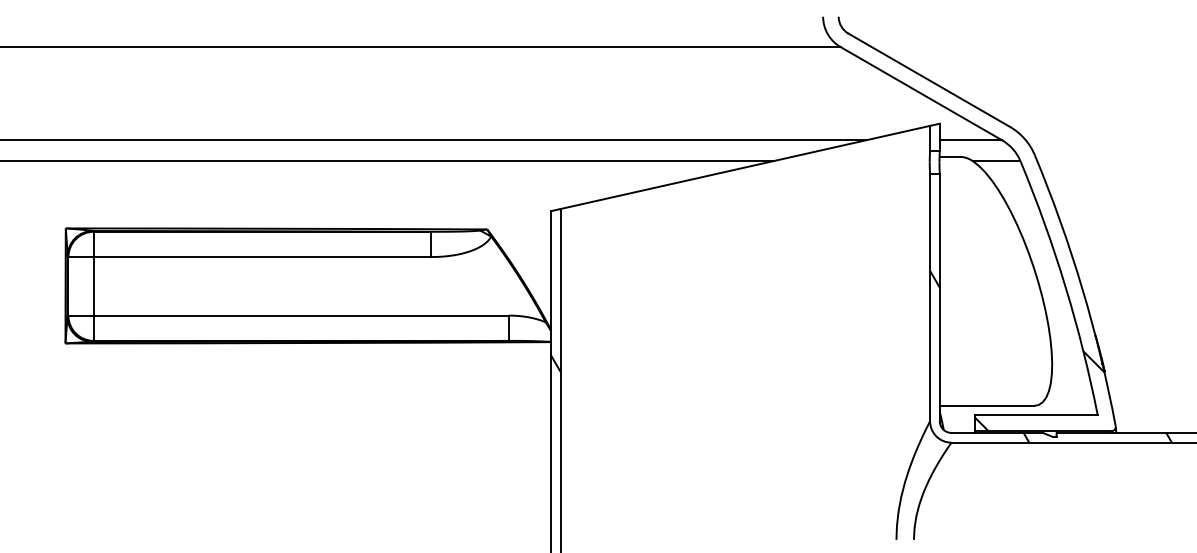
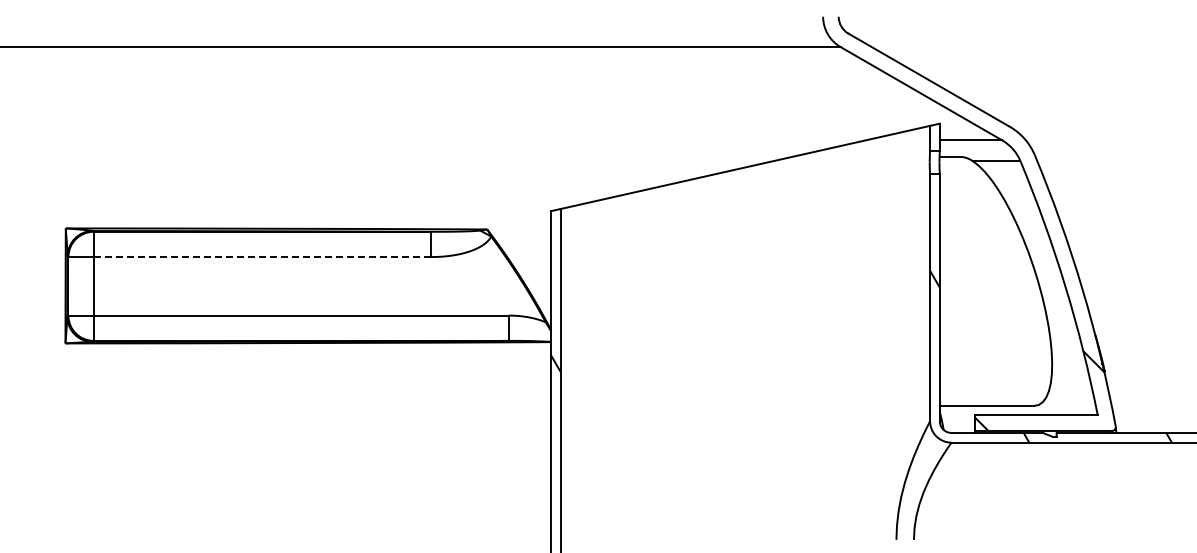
line: present -> none (433, 140)
line: present -> none (387, 161)
line: solid -> dashed (262, 257)
